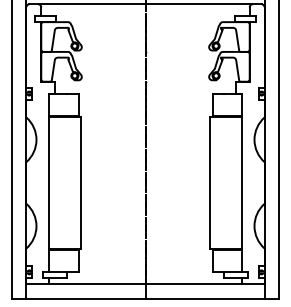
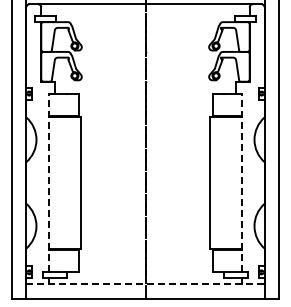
line: solid -> dashed (48, 182)
line: solid -> dashed (242, 182)
line: solid -> dashed (145, 284)
